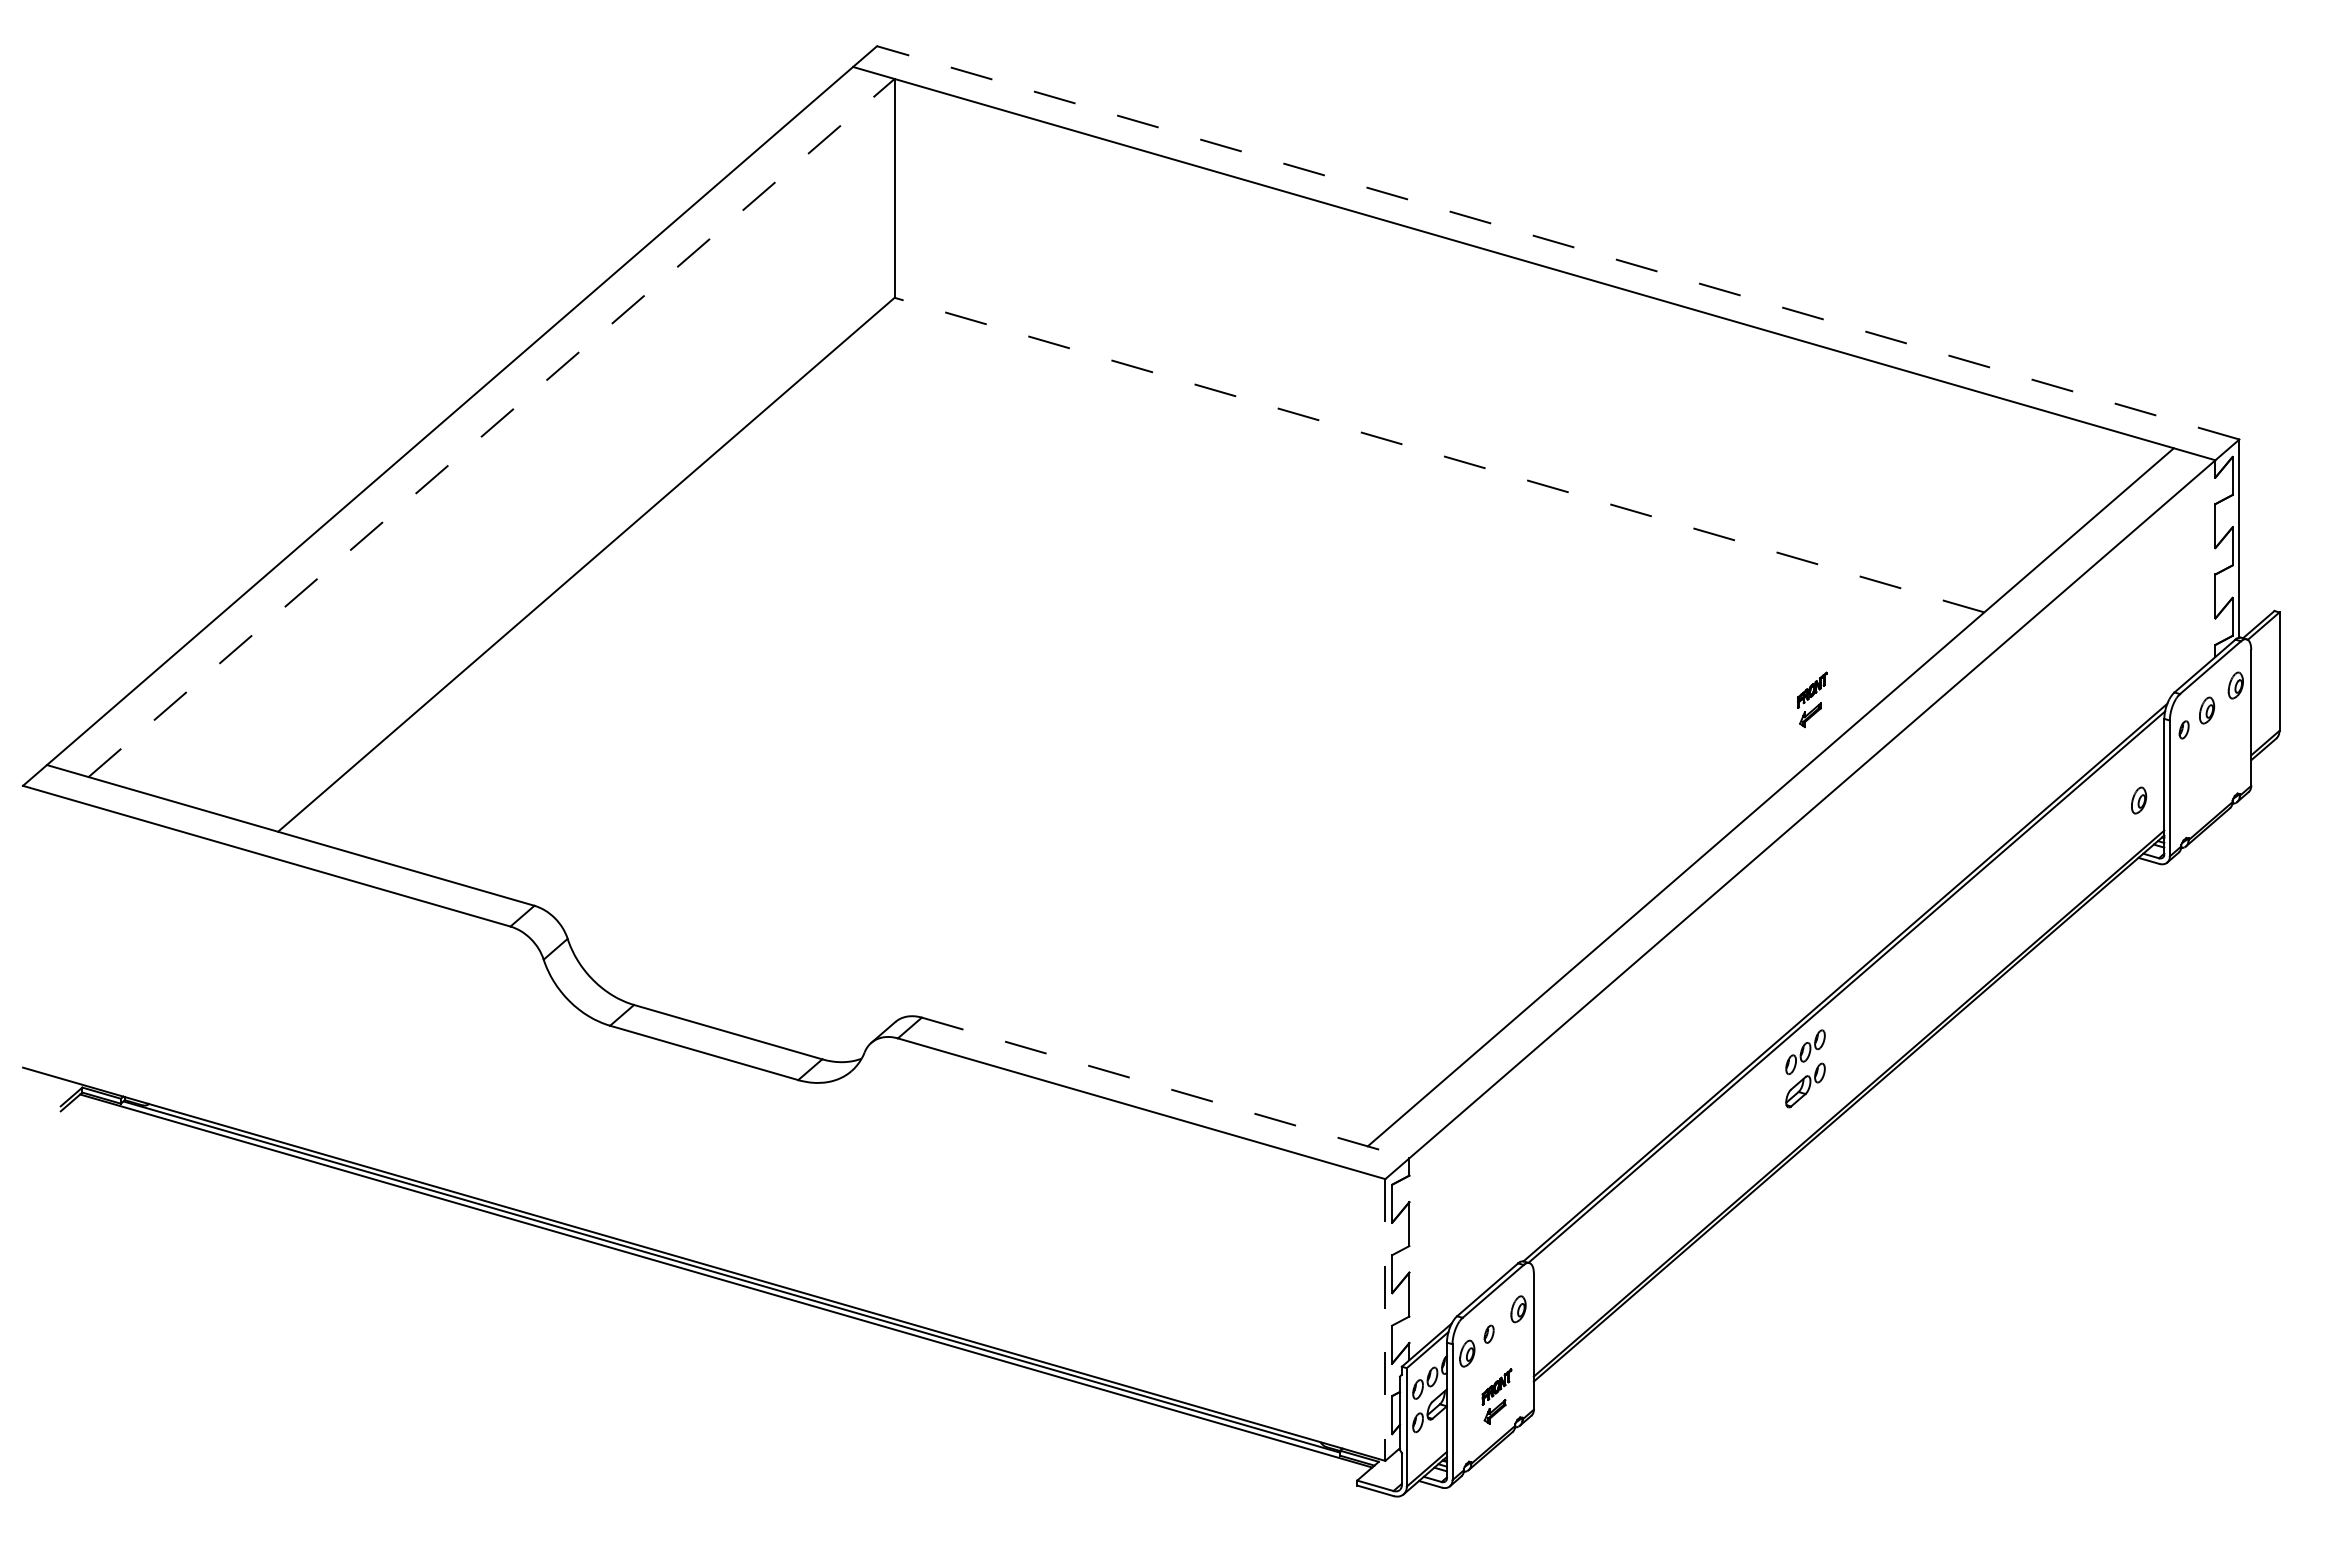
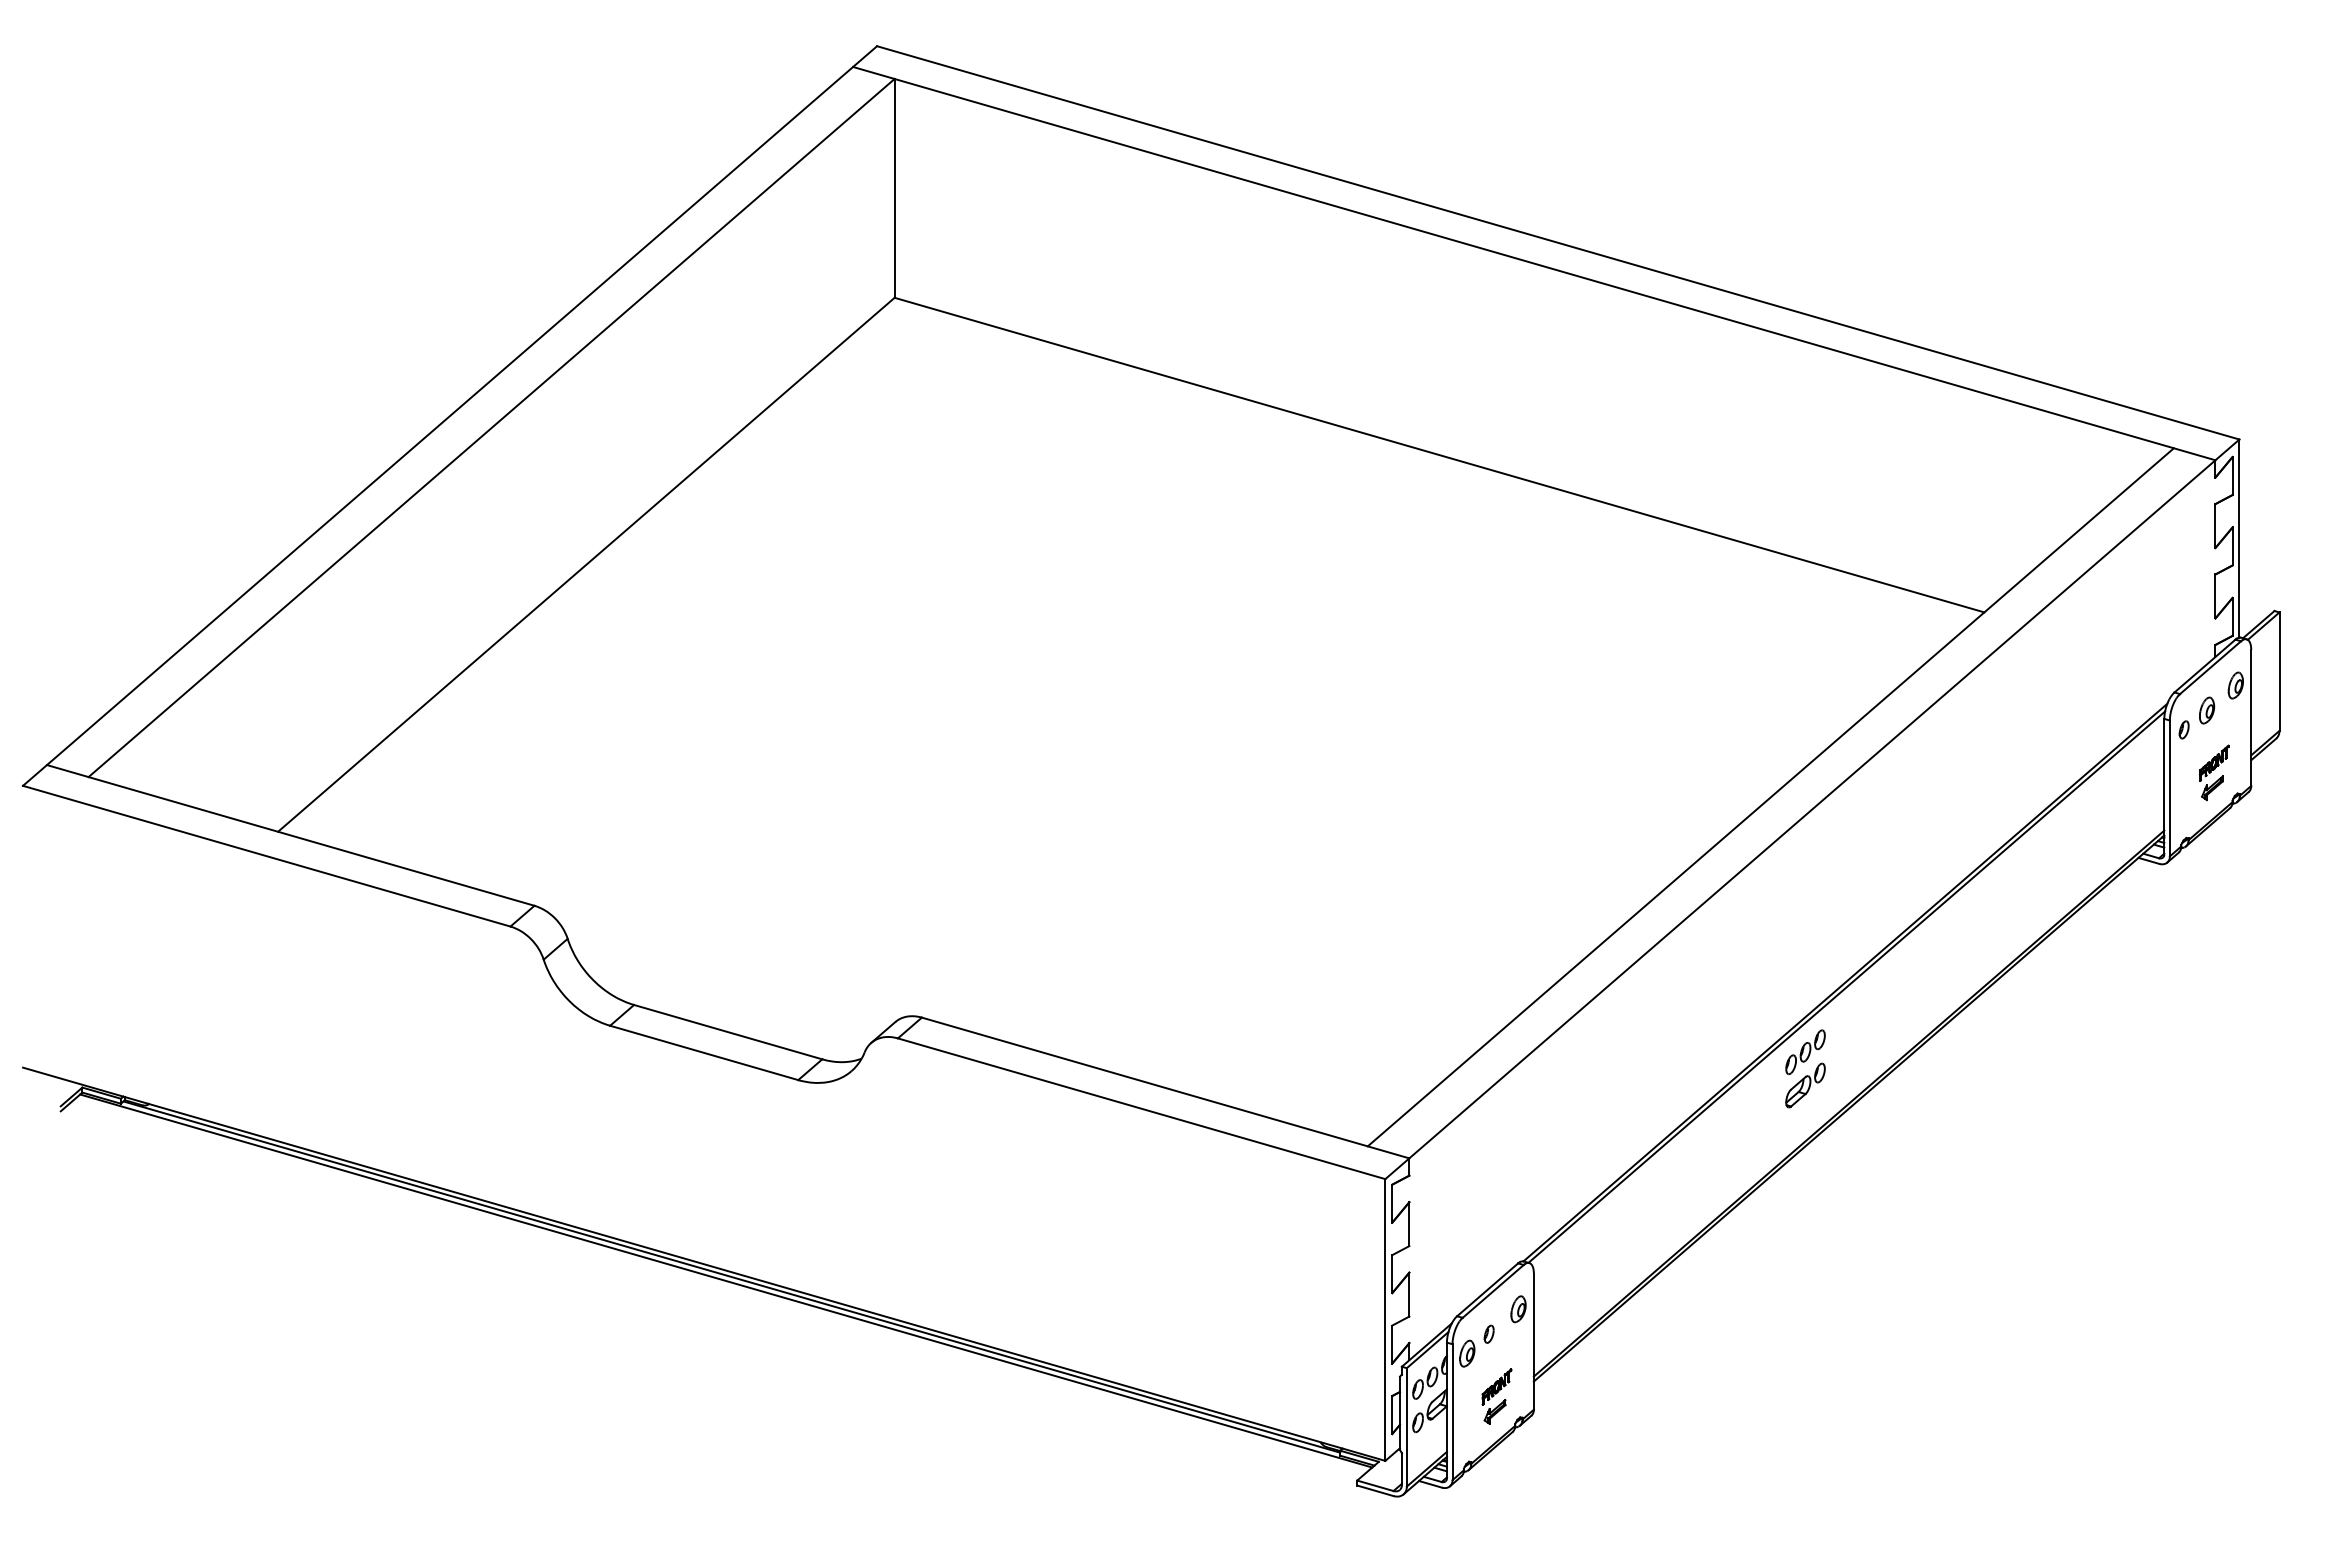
line: dashed -> solid (1558, 242)
line: dashed -> solid (492, 427)
line: dashed -> solid (1439, 454)
part position: (1812, 699) -> (2214, 772) (2214, 772)
part: present -> none (2139, 800)
line: dashed -> solid (1165, 1088)
line: dashed -> solid (1385, 1320)
